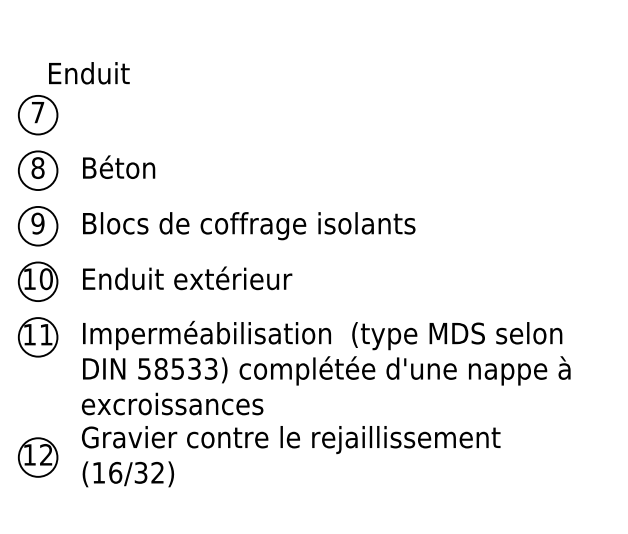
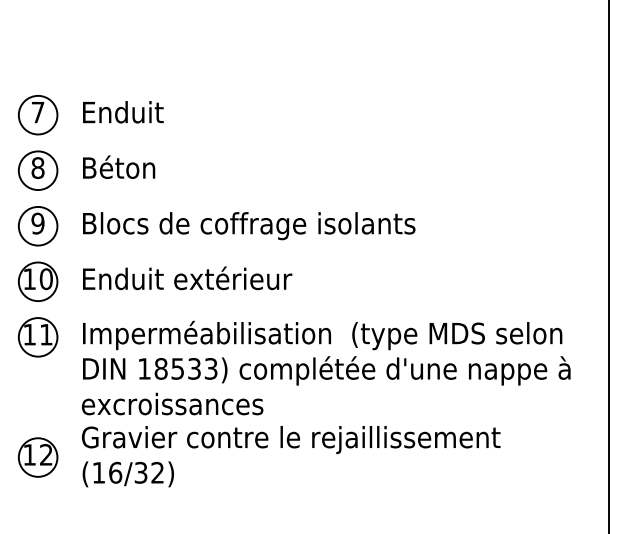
text position: (89, 73) -> (123, 112) (123, 112)
line: none -> present (609, 266)
text: 58533) -> 18533) (144, 368)
